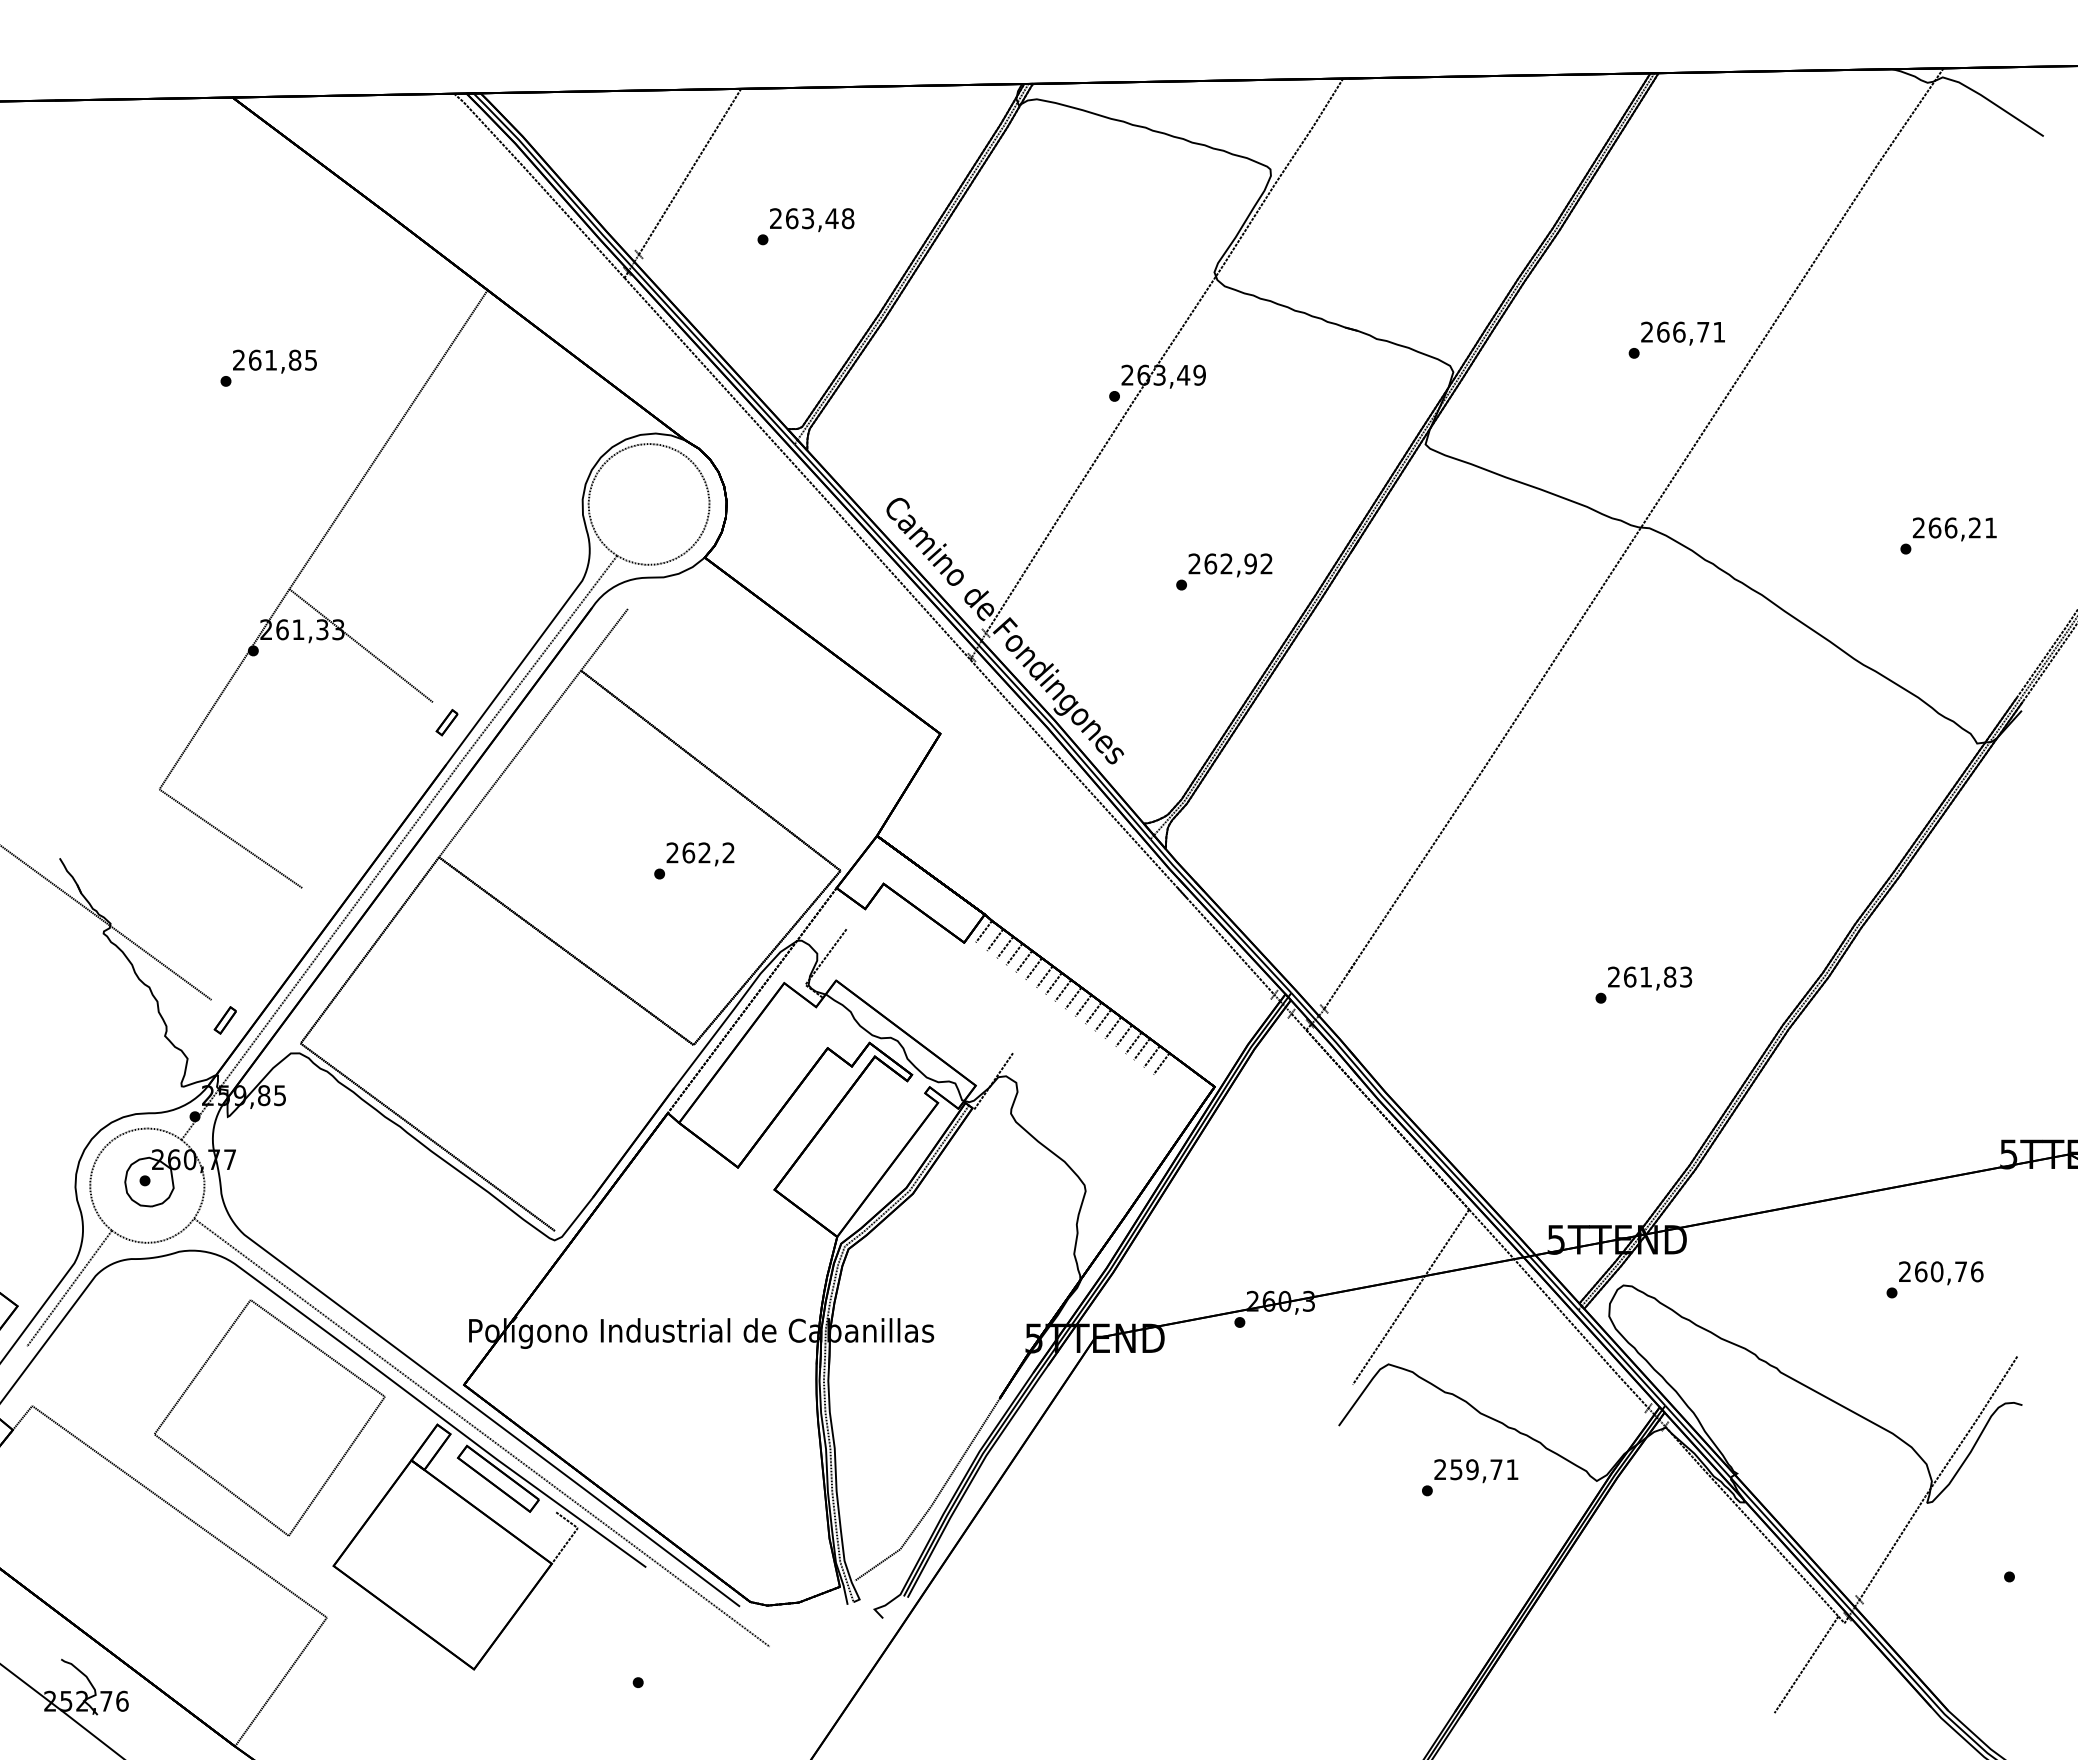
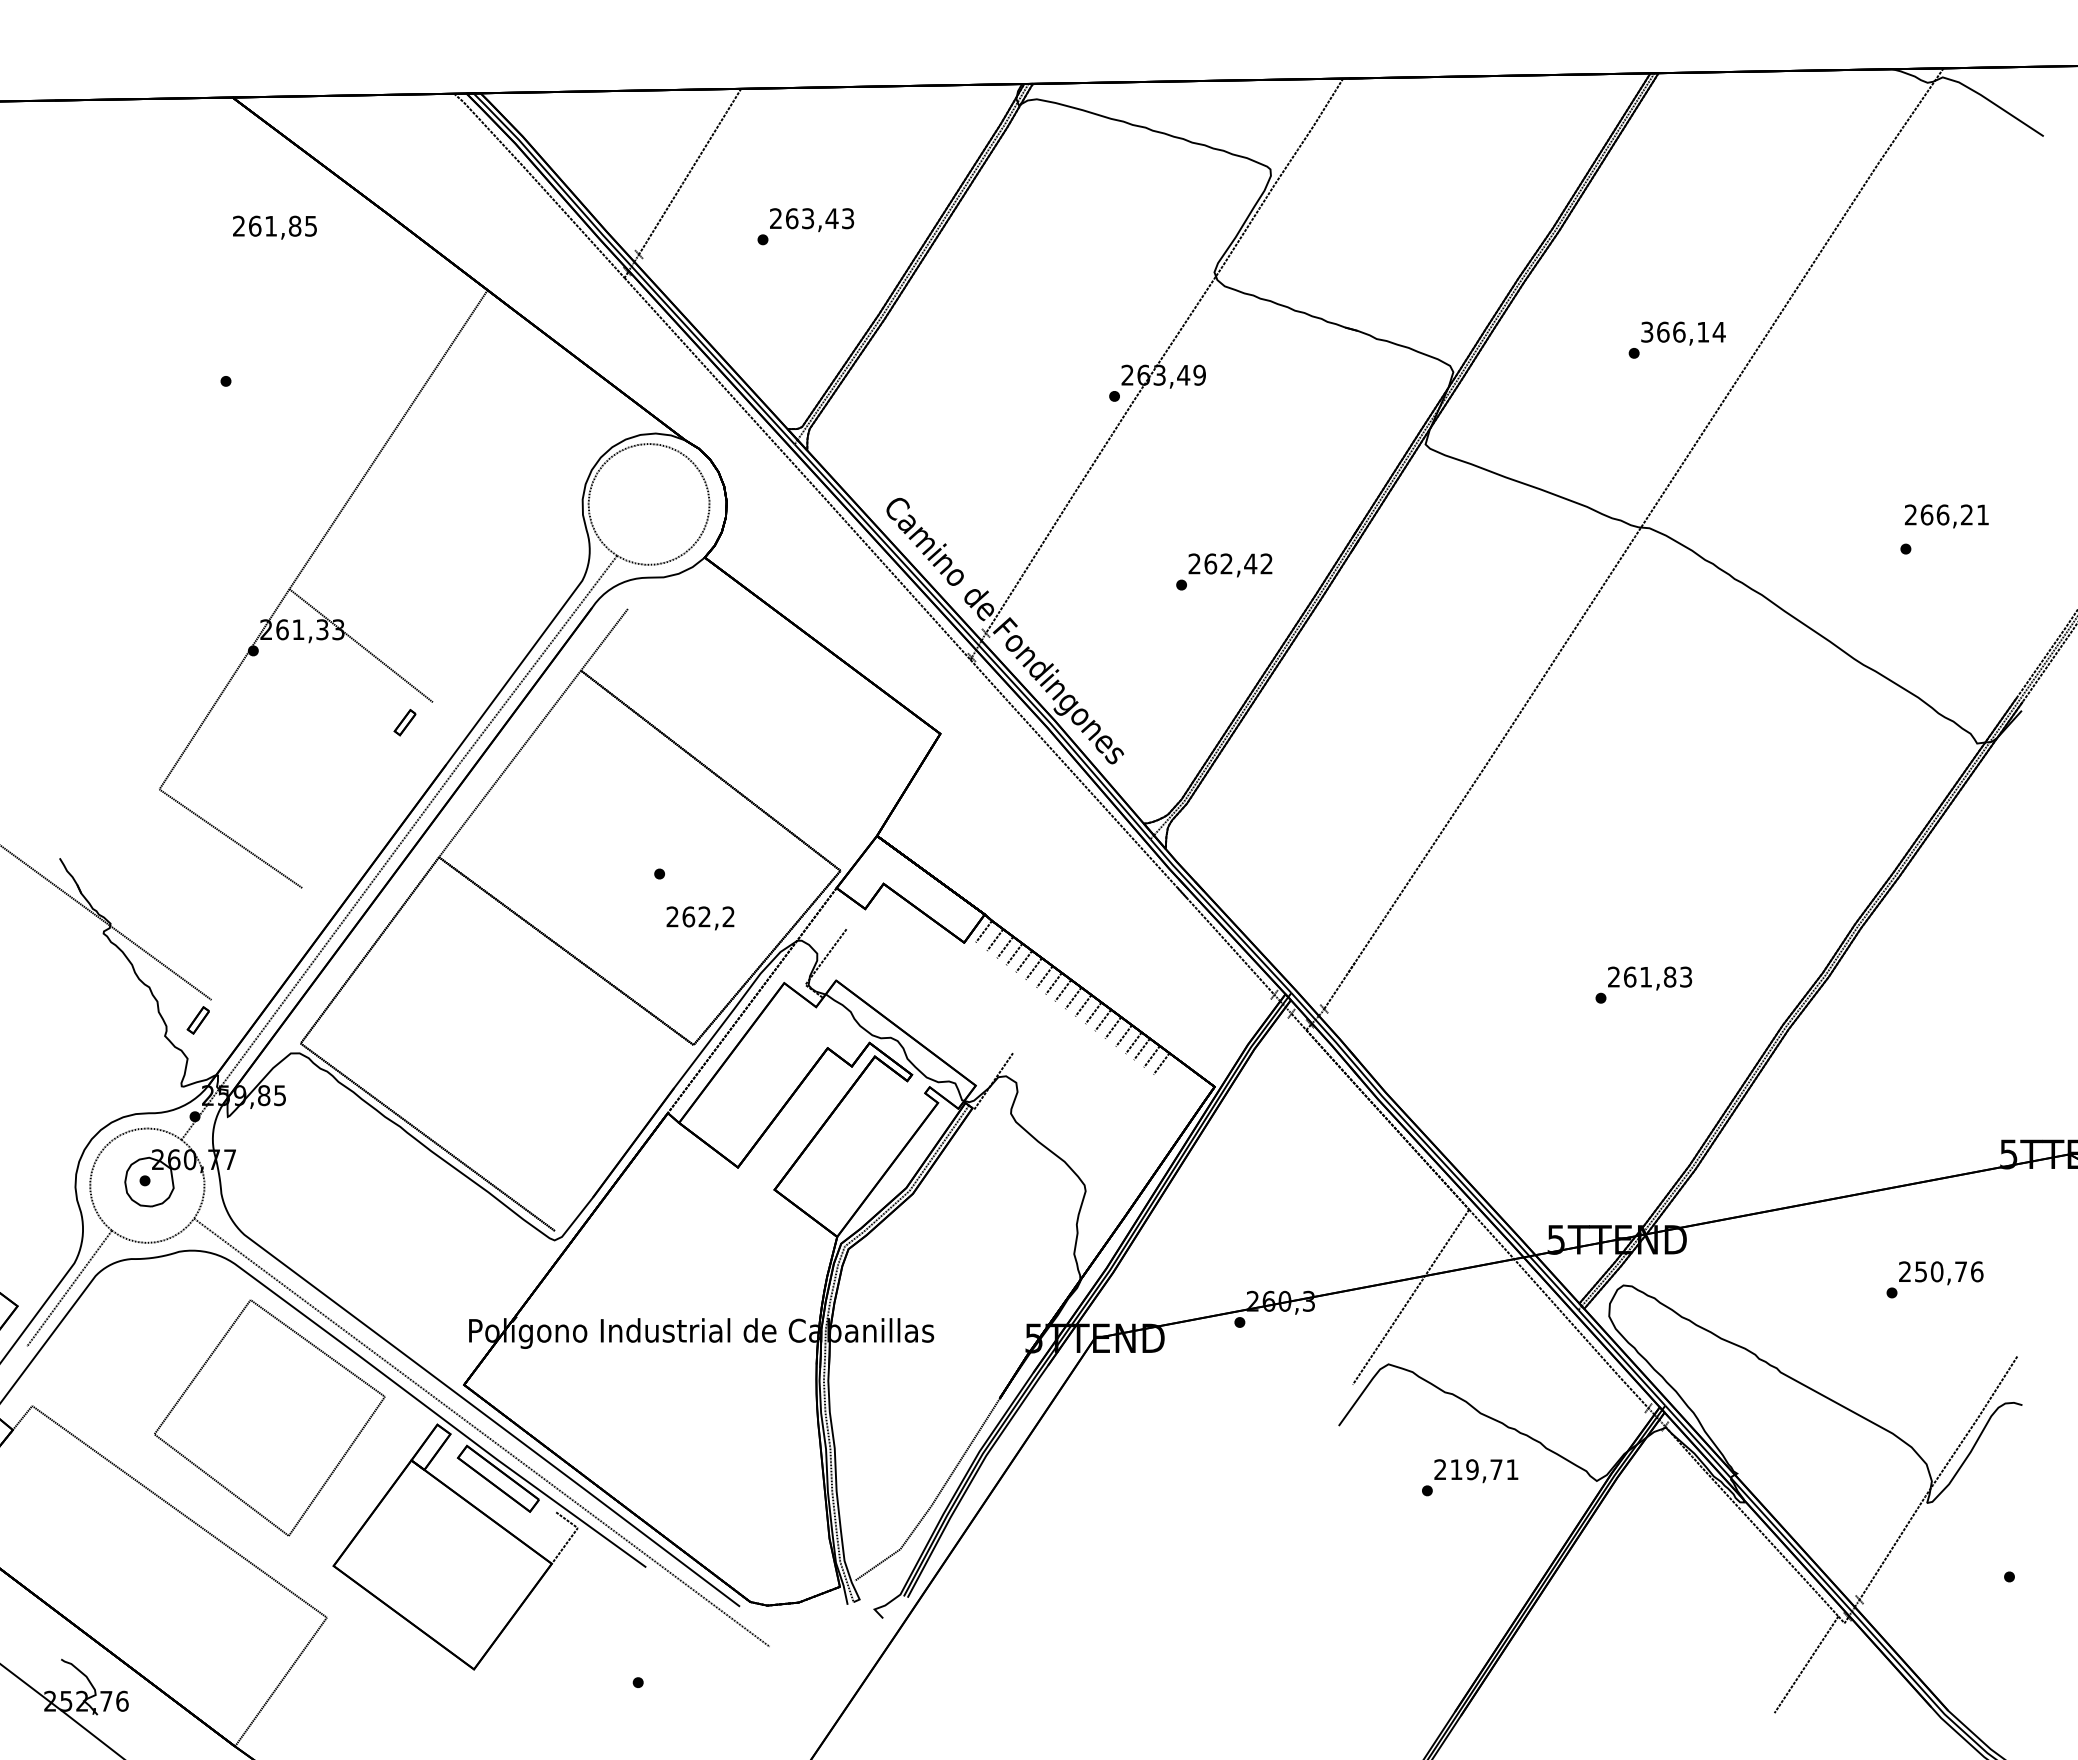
text: 263,48 -> 263,43 (847, 218)
text: 266,71 -> 366,14 (1683, 332)
text position: (274, 361) -> (274, 227) (274, 227)
text position: (1954, 529) -> (1946, 516) (1946, 516)
text: 262,92 -> 262,42 (1250, 563)
part position: (446, 722) -> (404, 722) (404, 722)
text position: (700, 854) -> (700, 918) (700, 918)
part position: (224, 1020) -> (197, 1020) (197, 1020)
text: 260,76 -> 250,76 (1921, 1271)
text: 259,71 -> 219,71 (1456, 1469)
